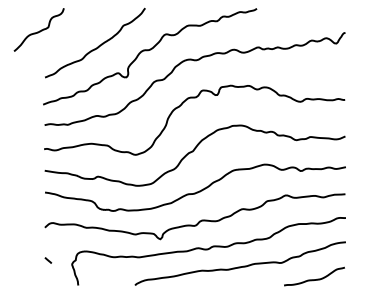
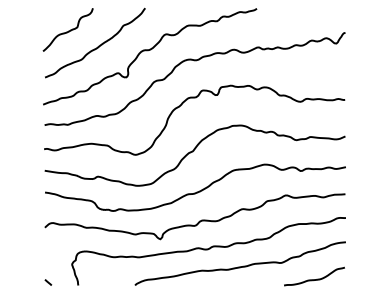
curve position: (39, 30) -> (68, 30) (68, 30)
curve position: (48, 260) -> (48, 282) (48, 282)
